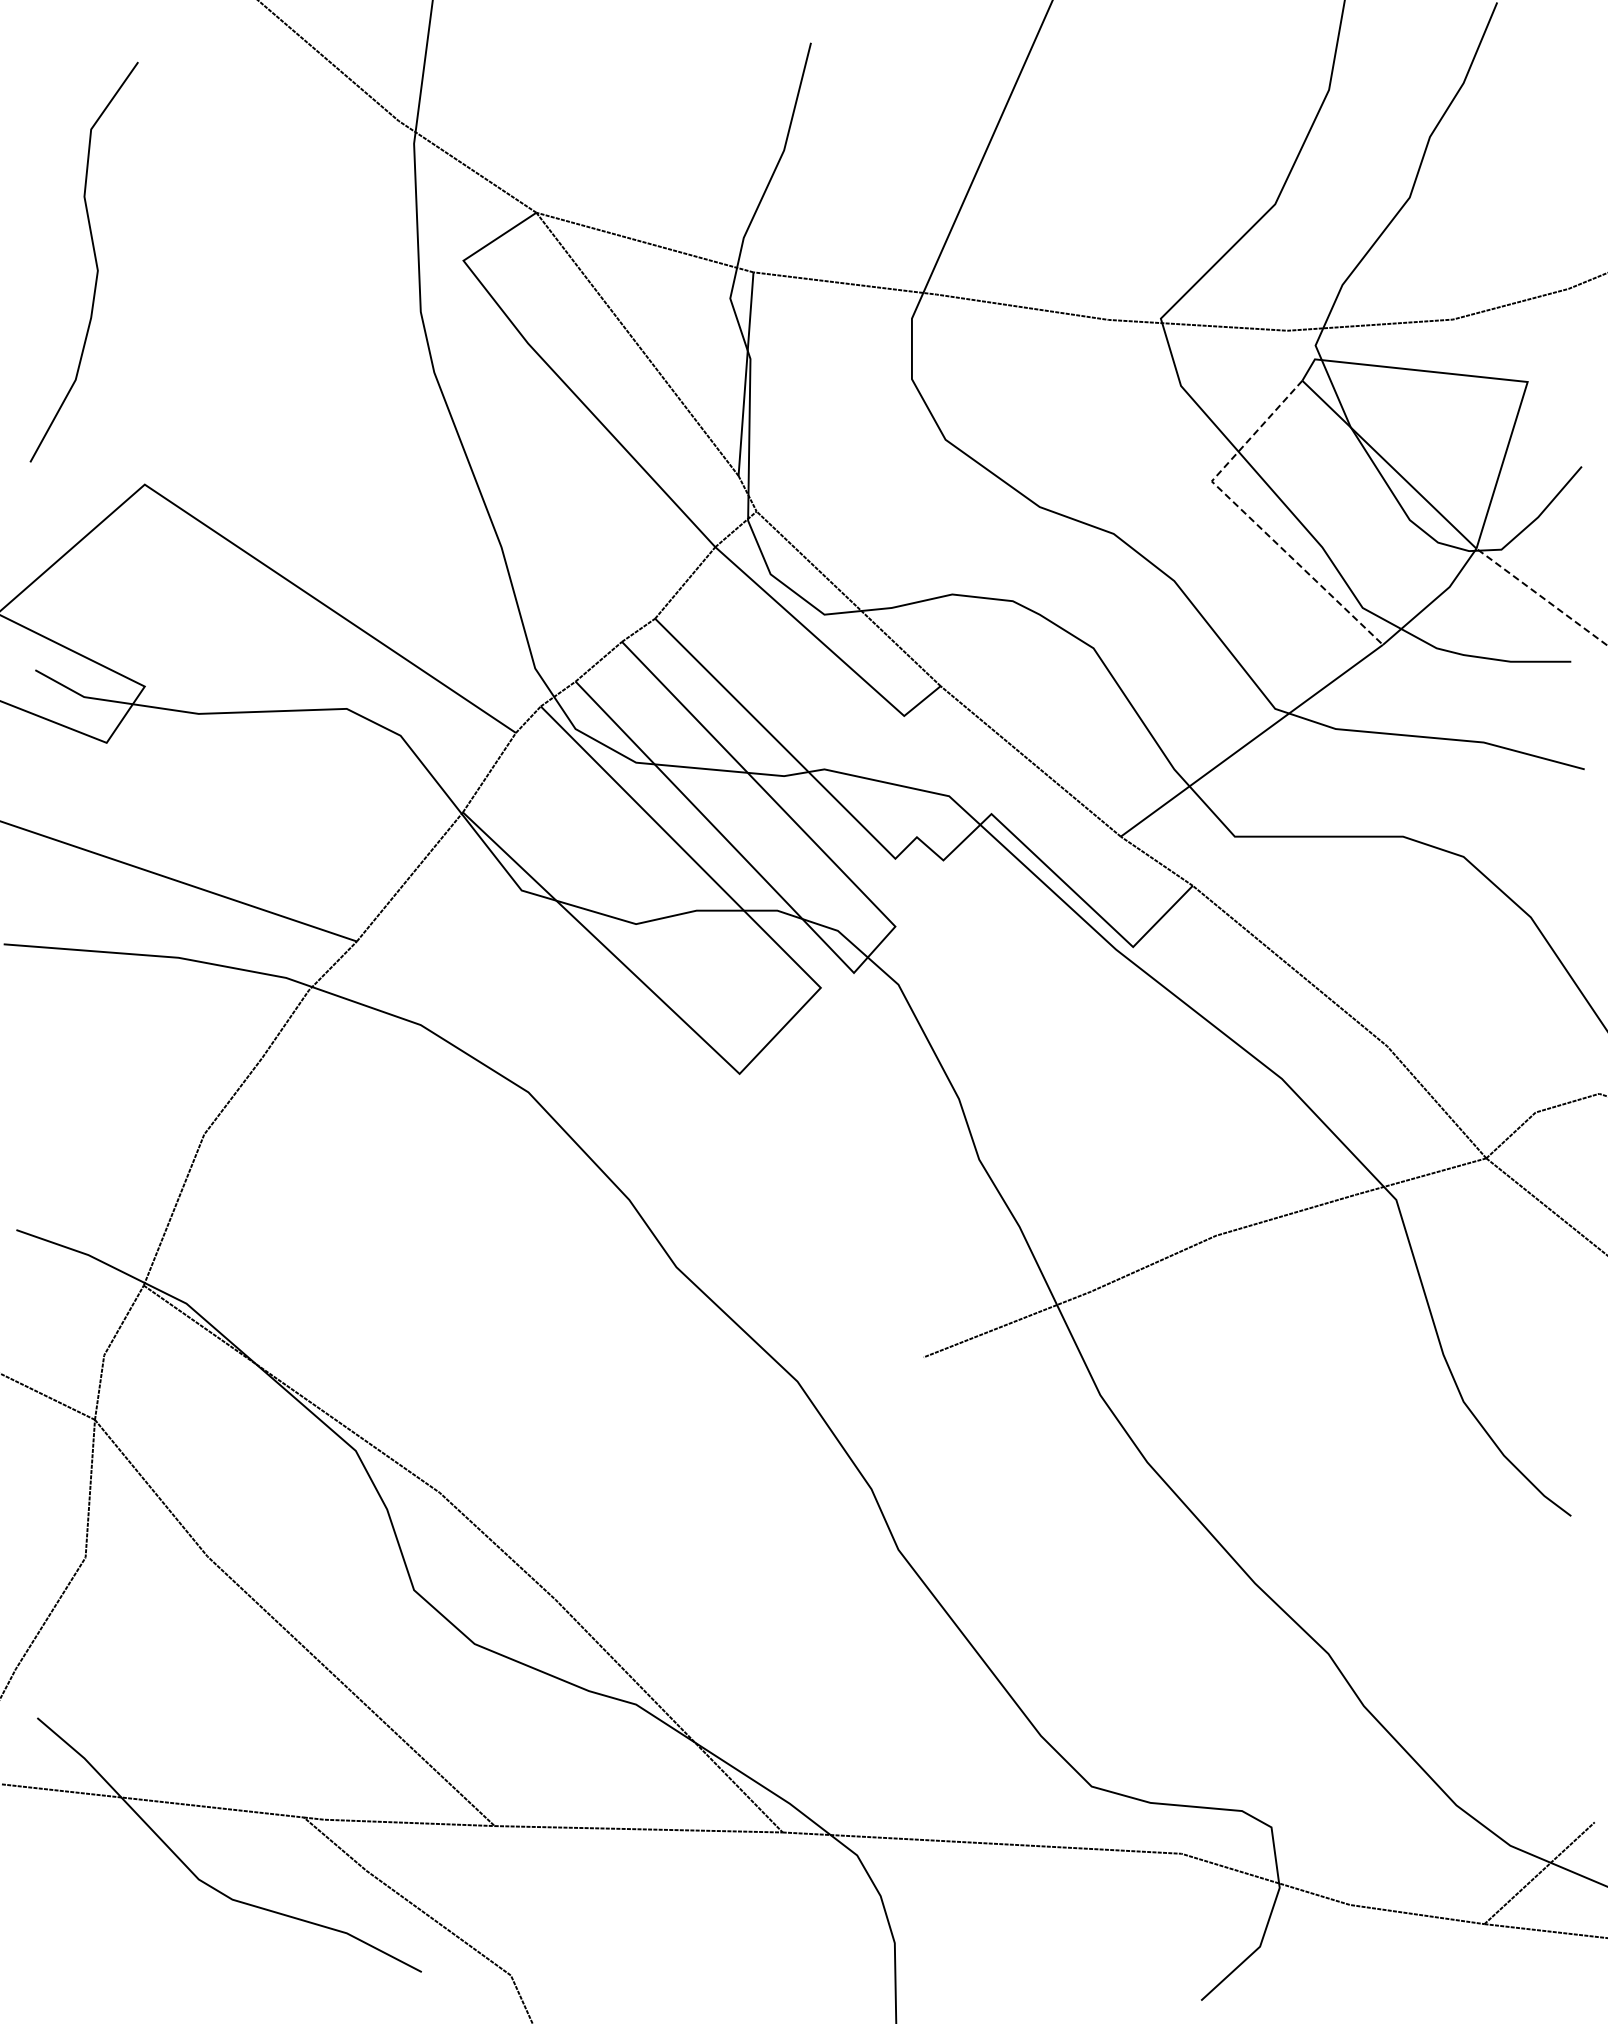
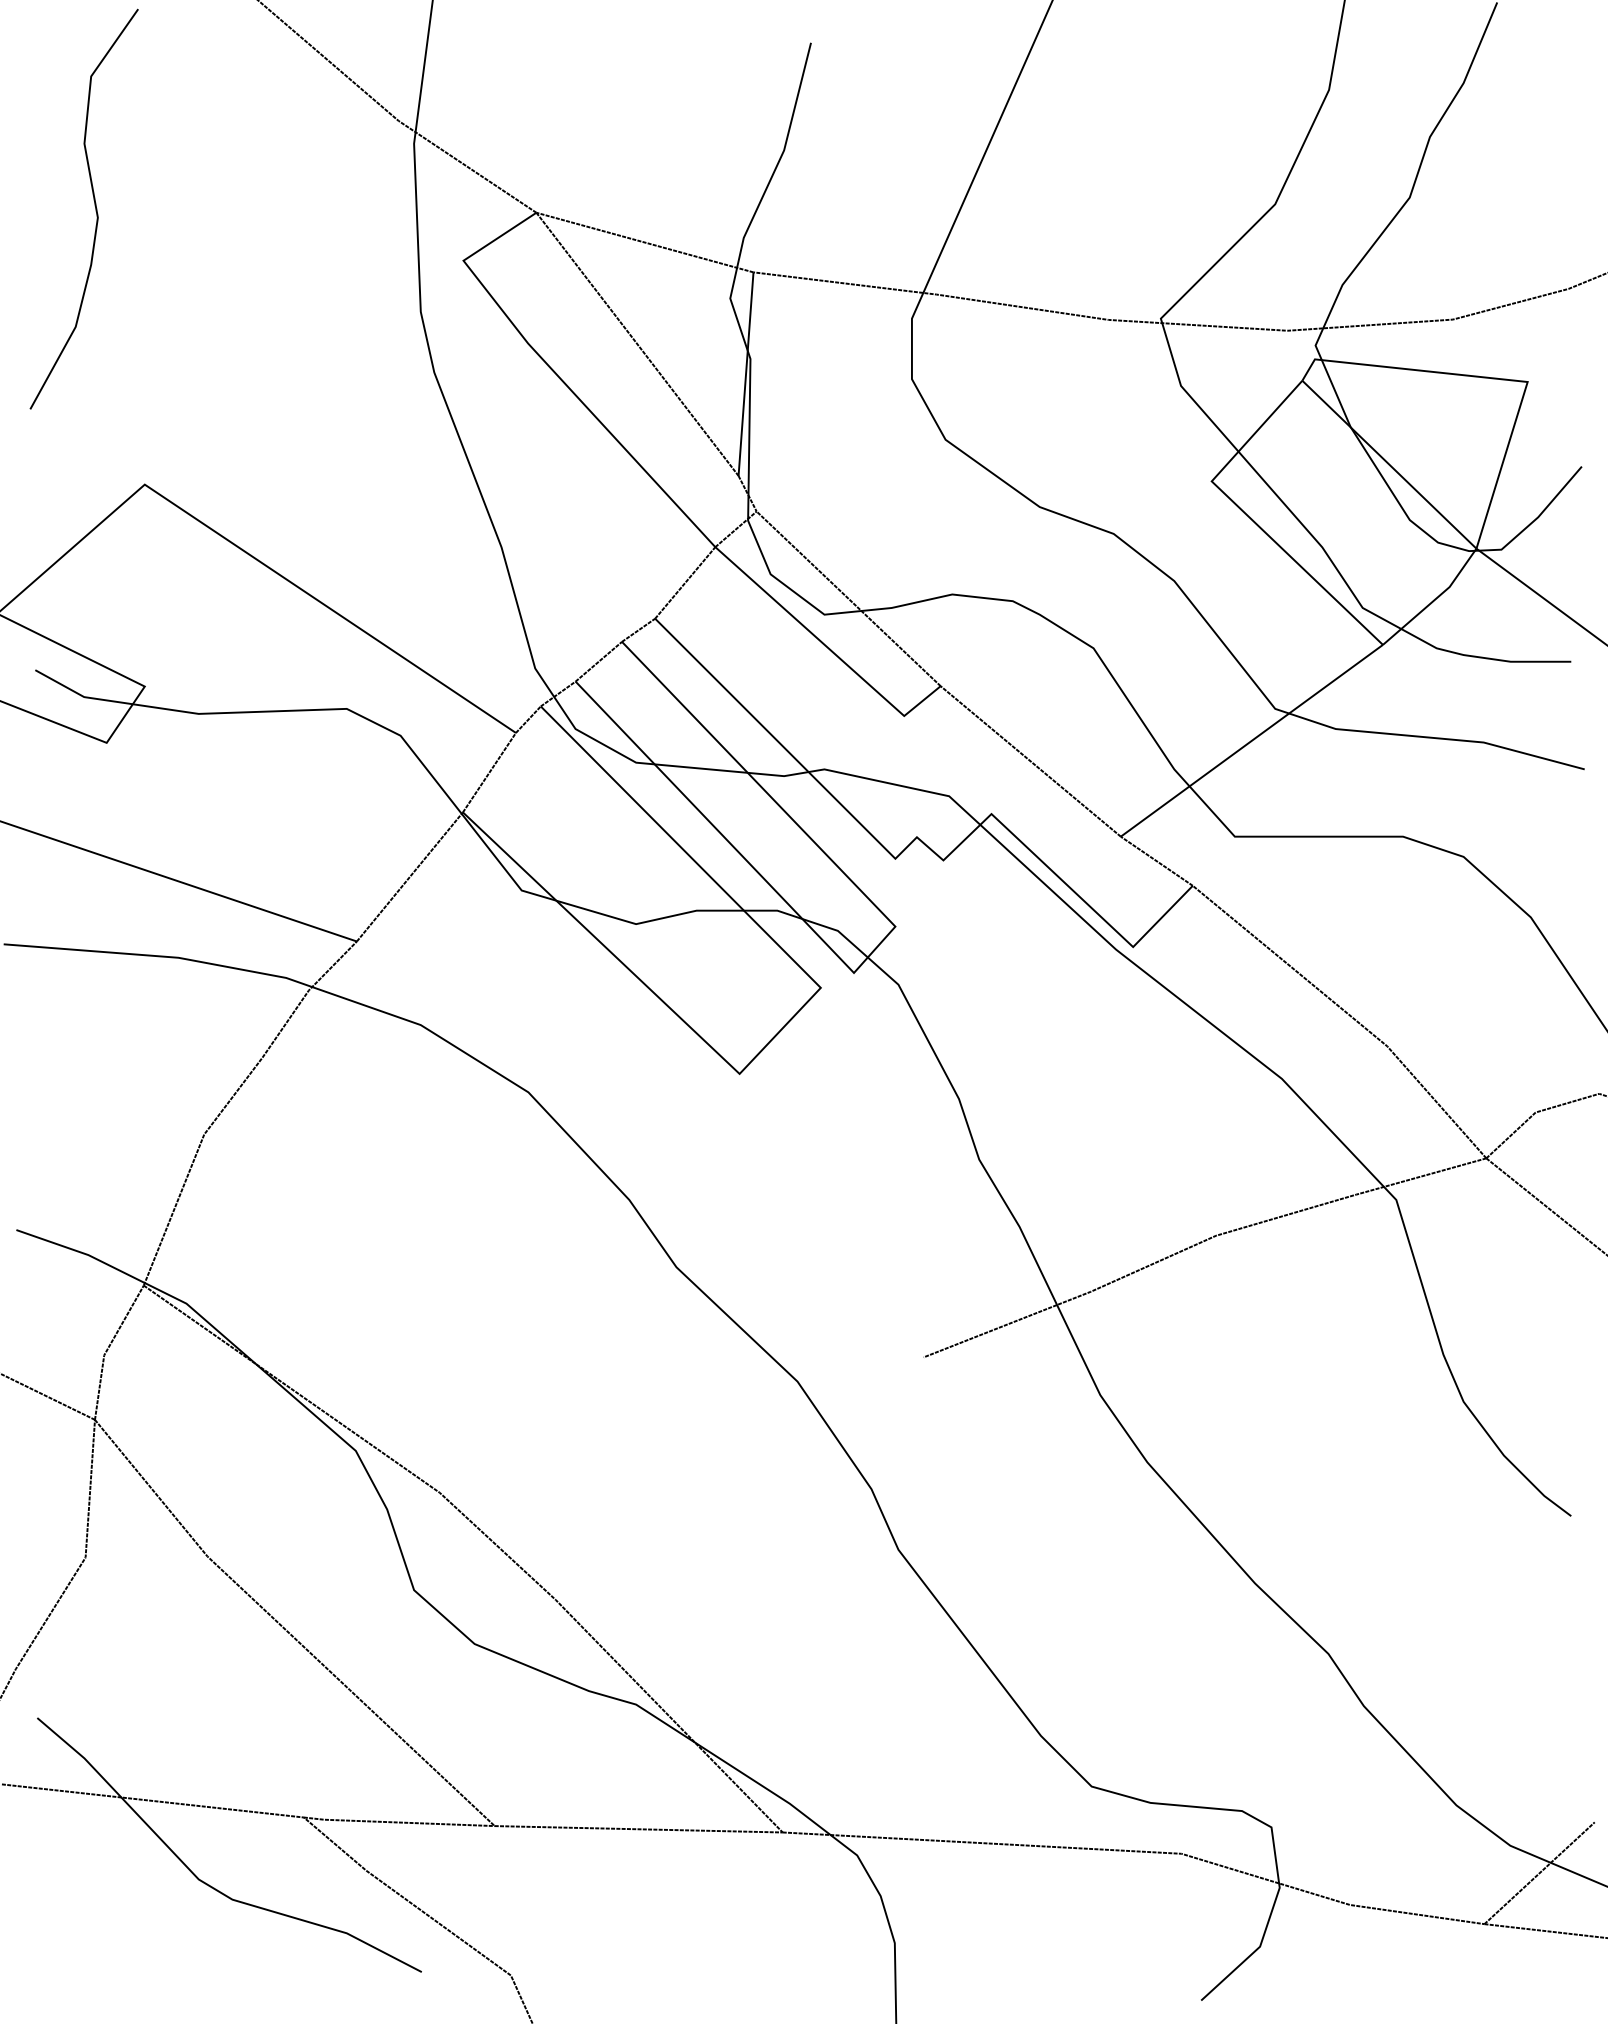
curve position: (94, 258) -> (94, 205) (94, 205)
line: dashed -> solid (1247, 515)
line: dashed -> solid (1541, 596)
